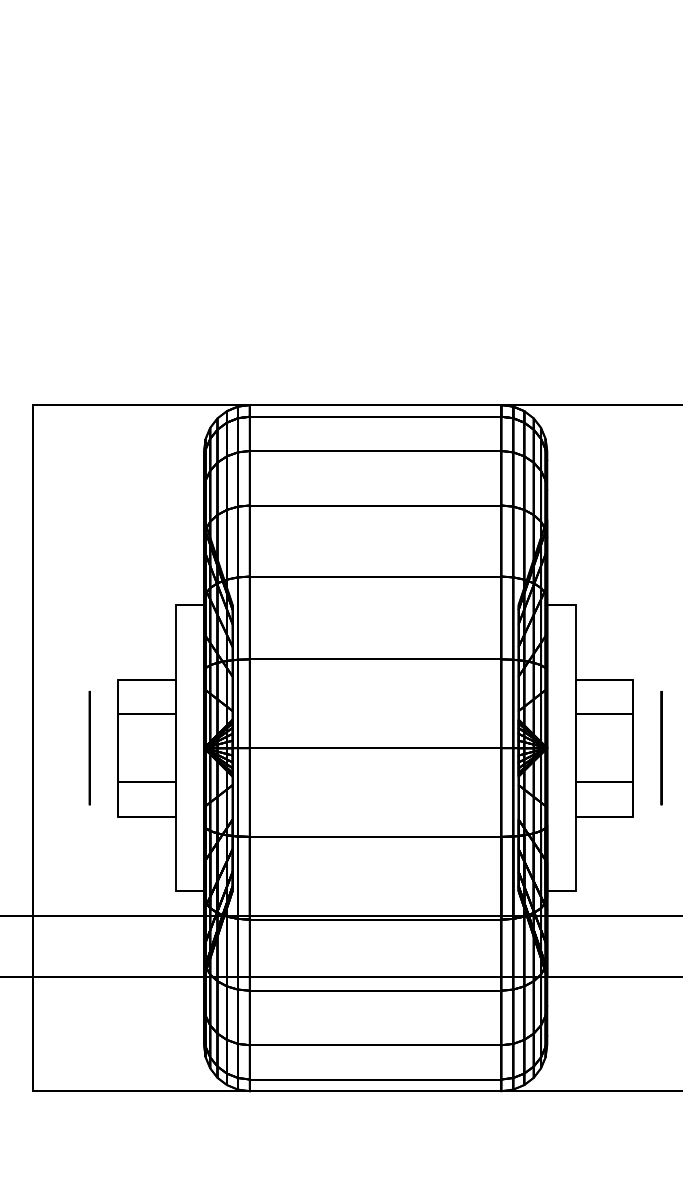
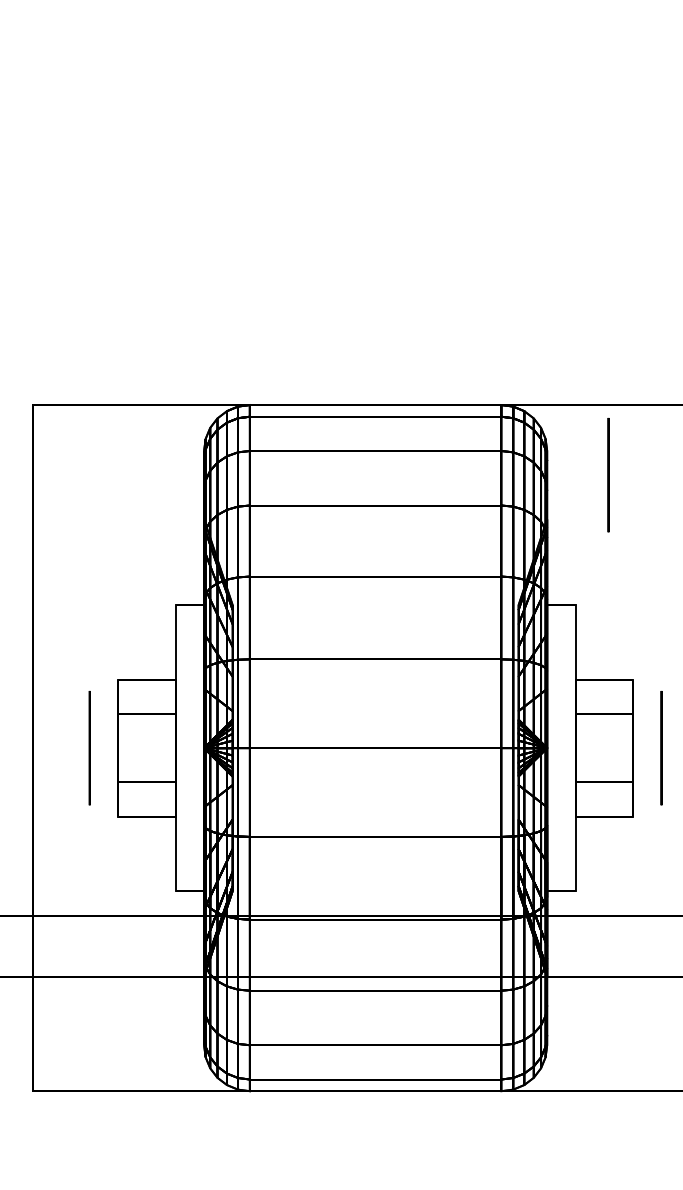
circle: none -> present (608, 475)
